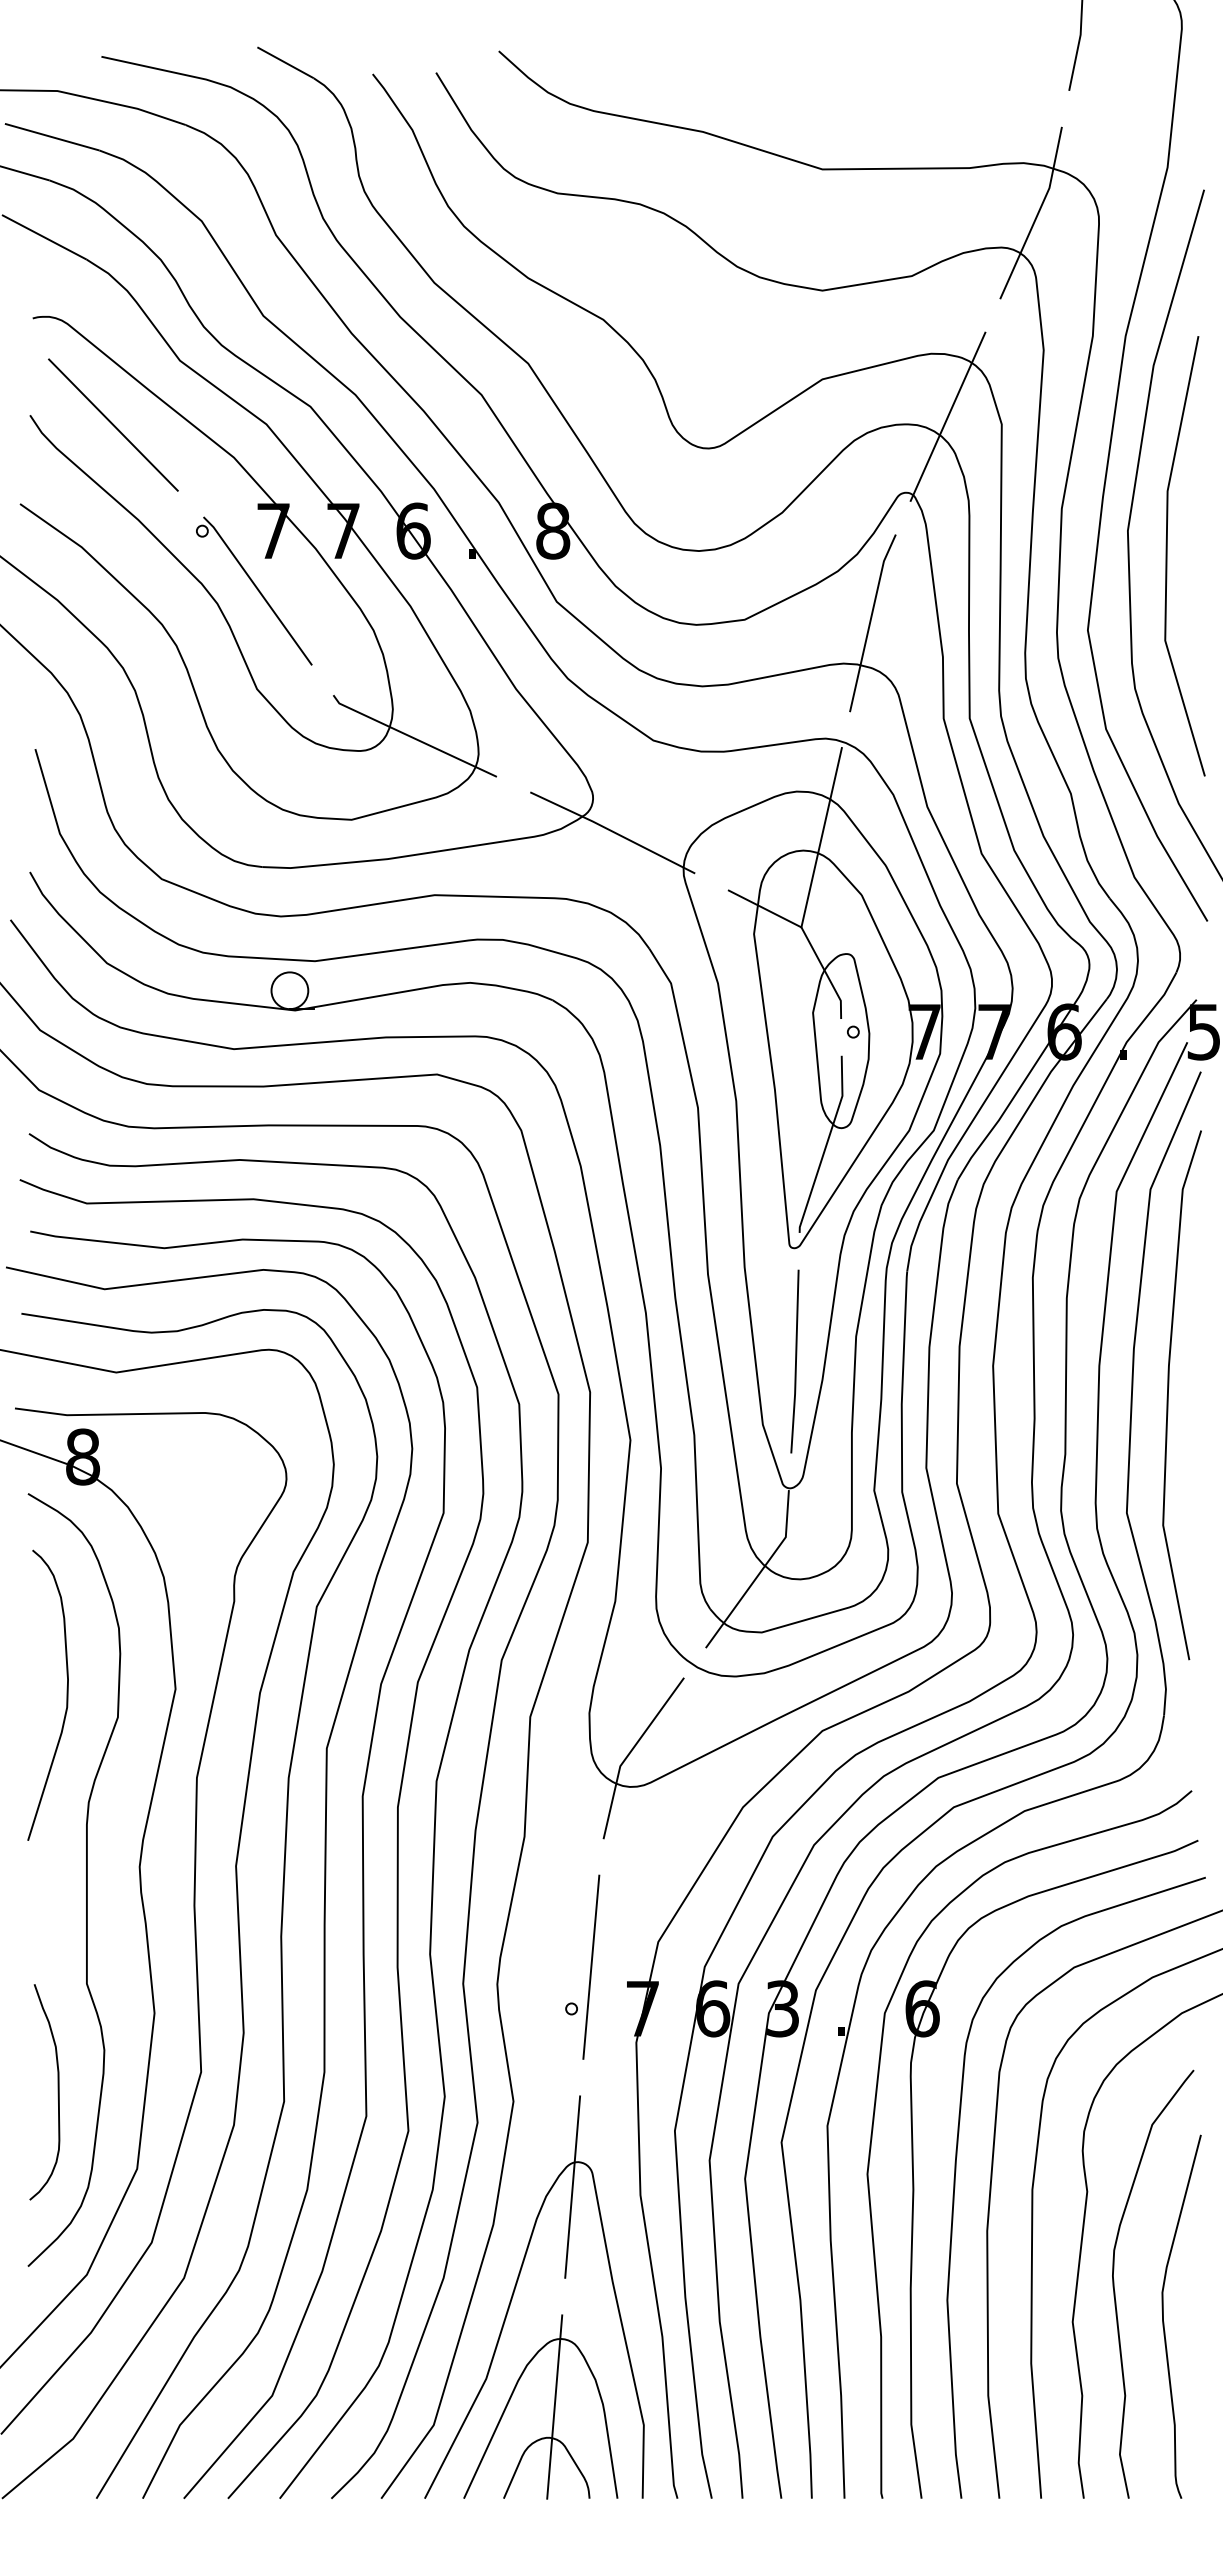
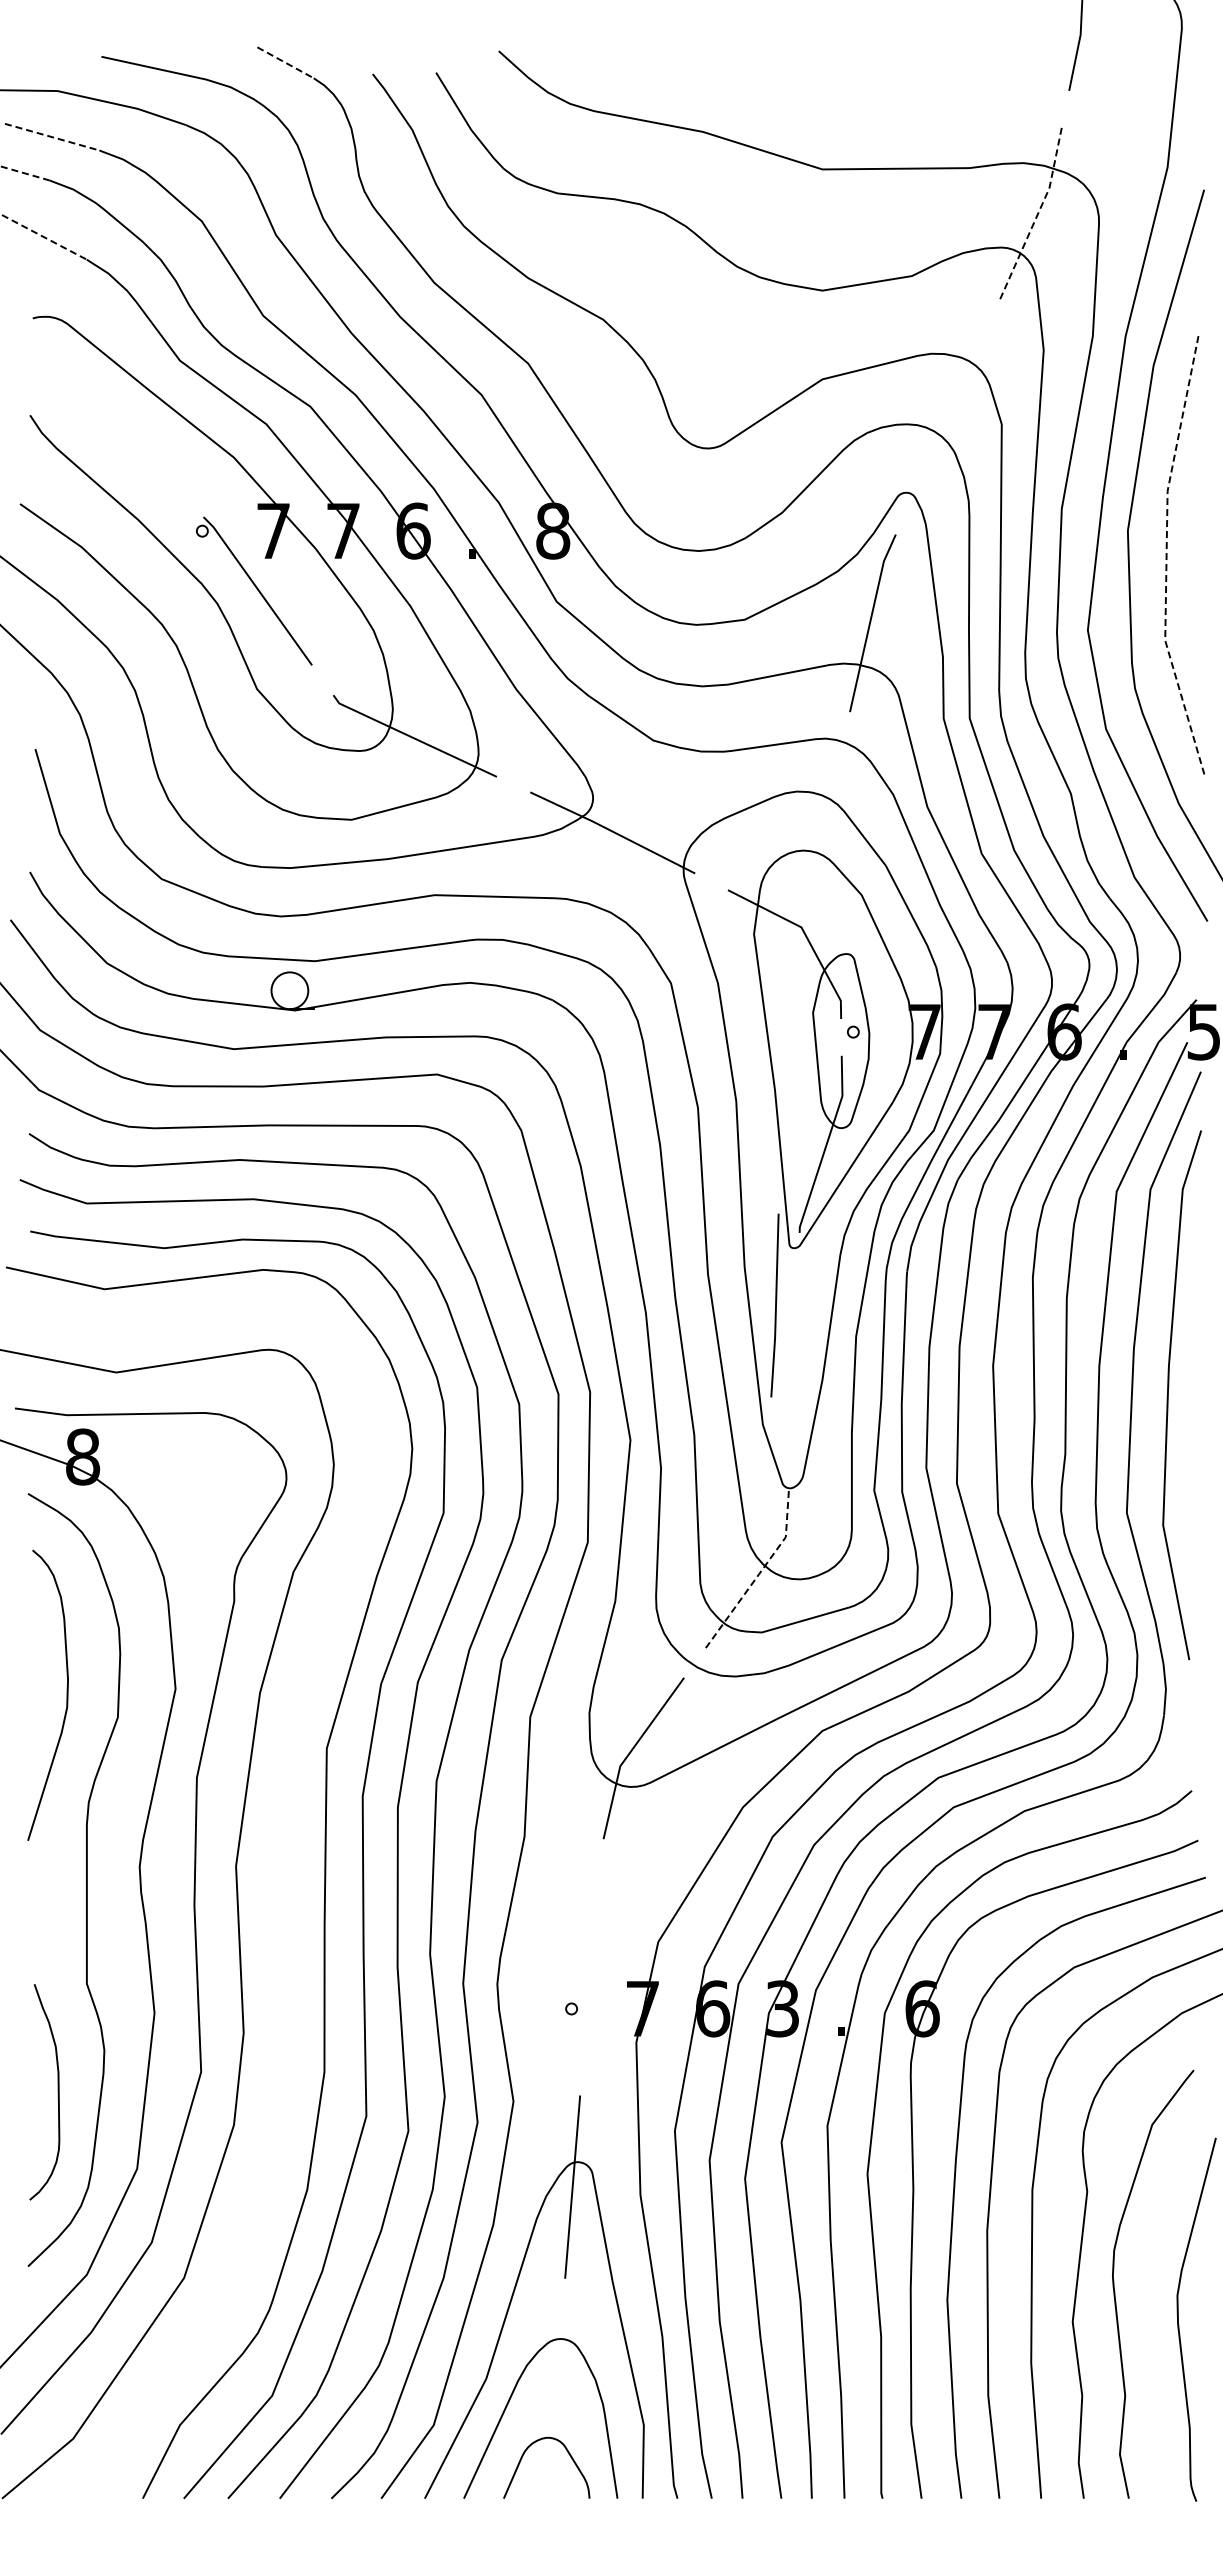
line: solid -> dashed (286, 63)
line: solid -> dashed (52, 137)
line: solid -> dashed (25, 173)
line: solid -> dashed (1037, 214)
line: solid -> dashed (44, 237)
line: present -> none (947, 416)
line: present -> none (113, 424)
line: solid -> dashed (1166, 557)
line: present -> none (821, 837)
line position: (795, 1361) -> (775, 1305) (775, 1305)
line: solid -> dashed (760, 1572)
curve: present -> none (281, 1903)
line: present -> none (591, 1966)
curve position: (1163, 2316) -> (1178, 2319) (1178, 2319)
line: present -> none (554, 2406)
